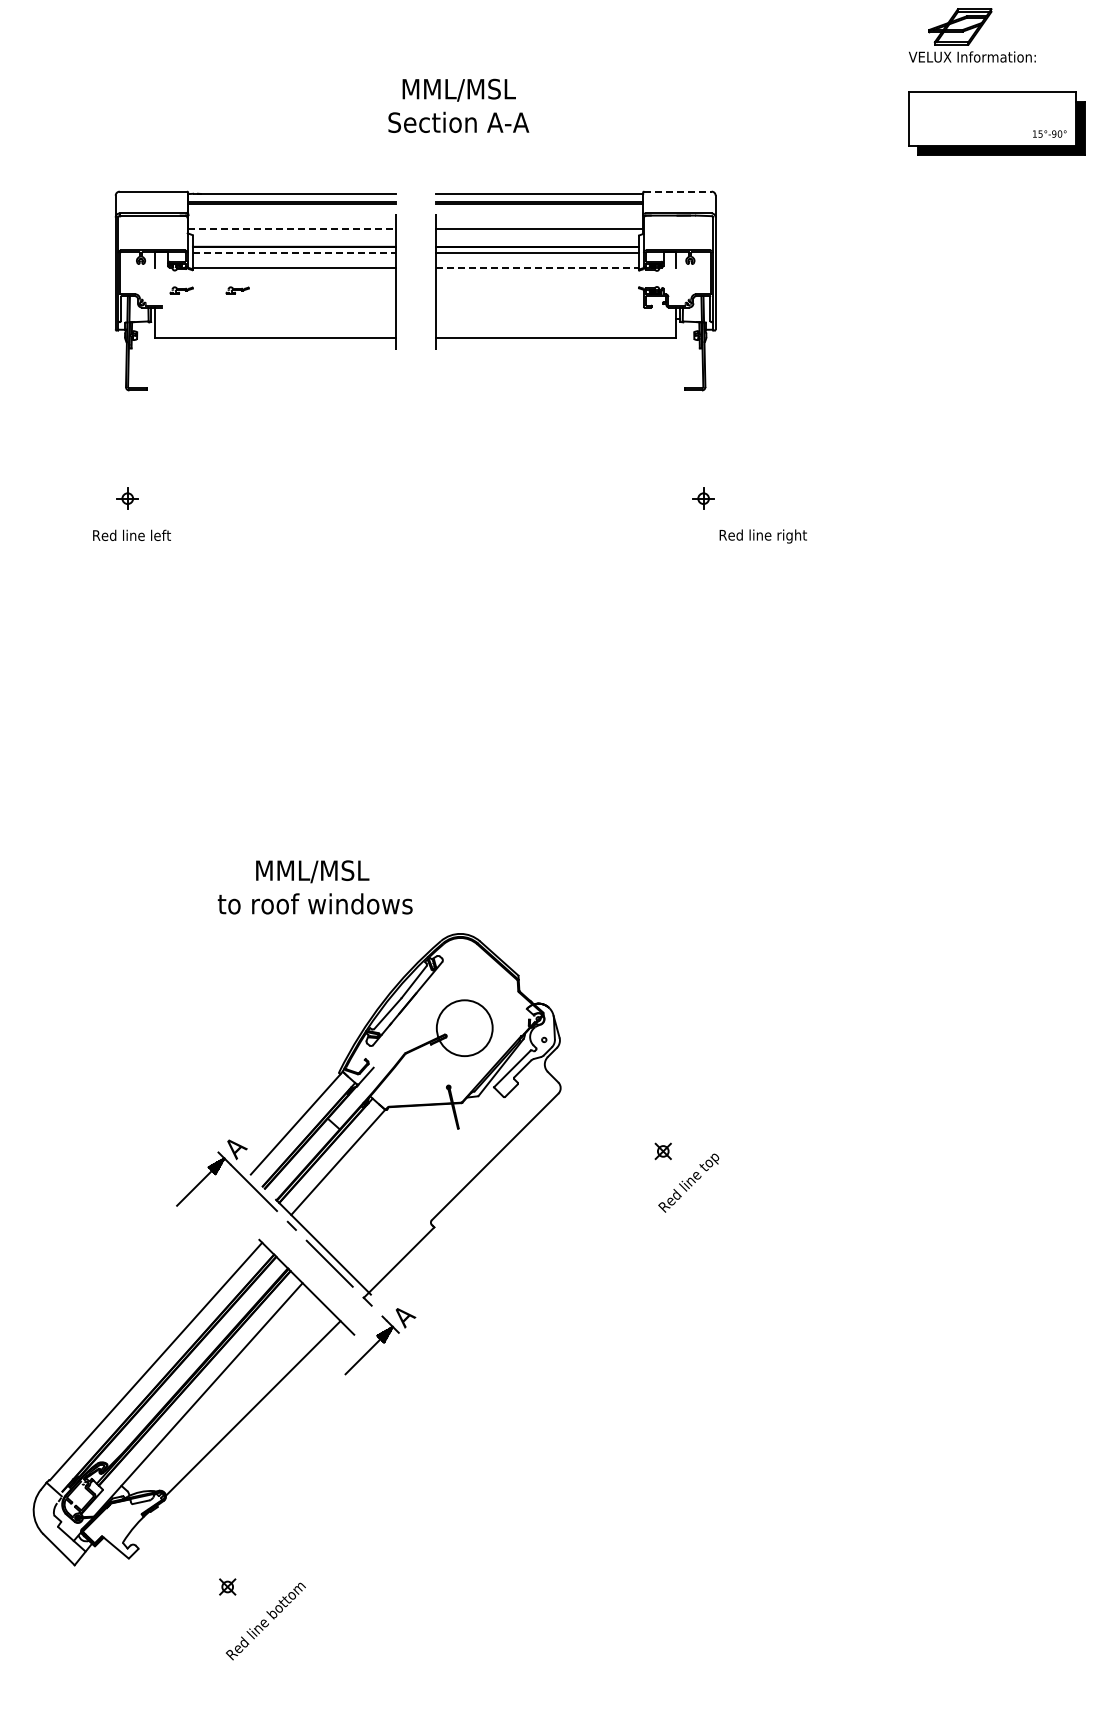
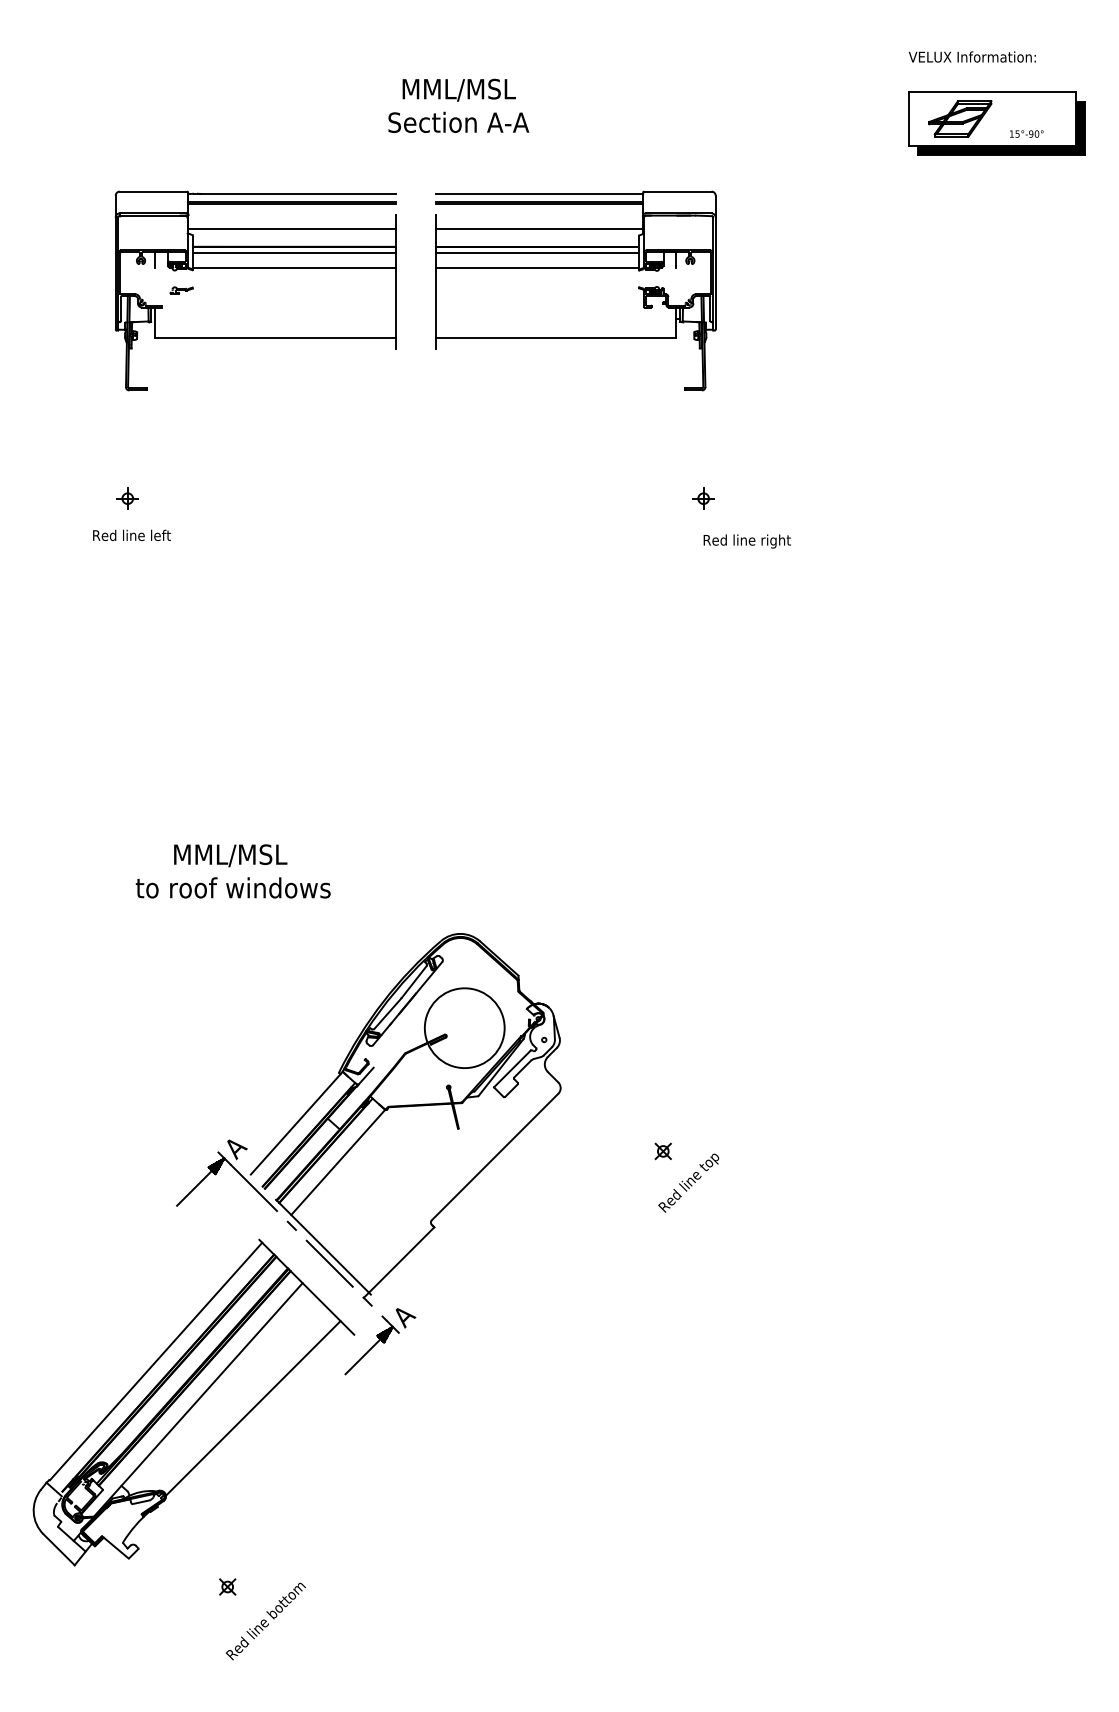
part position: (960, 26) -> (960, 118) (960, 118)
text position: (1049, 133) -> (1026, 133) (1026, 133)
line: dashed -> solid (678, 191)
line: dashed -> solid (291, 229)
line: dashed -> solid (294, 253)
line: dashed -> solid (537, 268)
part: present -> none (237, 290)
text position: (762, 536) -> (746, 541) (746, 541)
text position: (314, 887) -> (232, 871) (232, 871)
circle diameter: 56 px -> 80 px (464, 1028)
